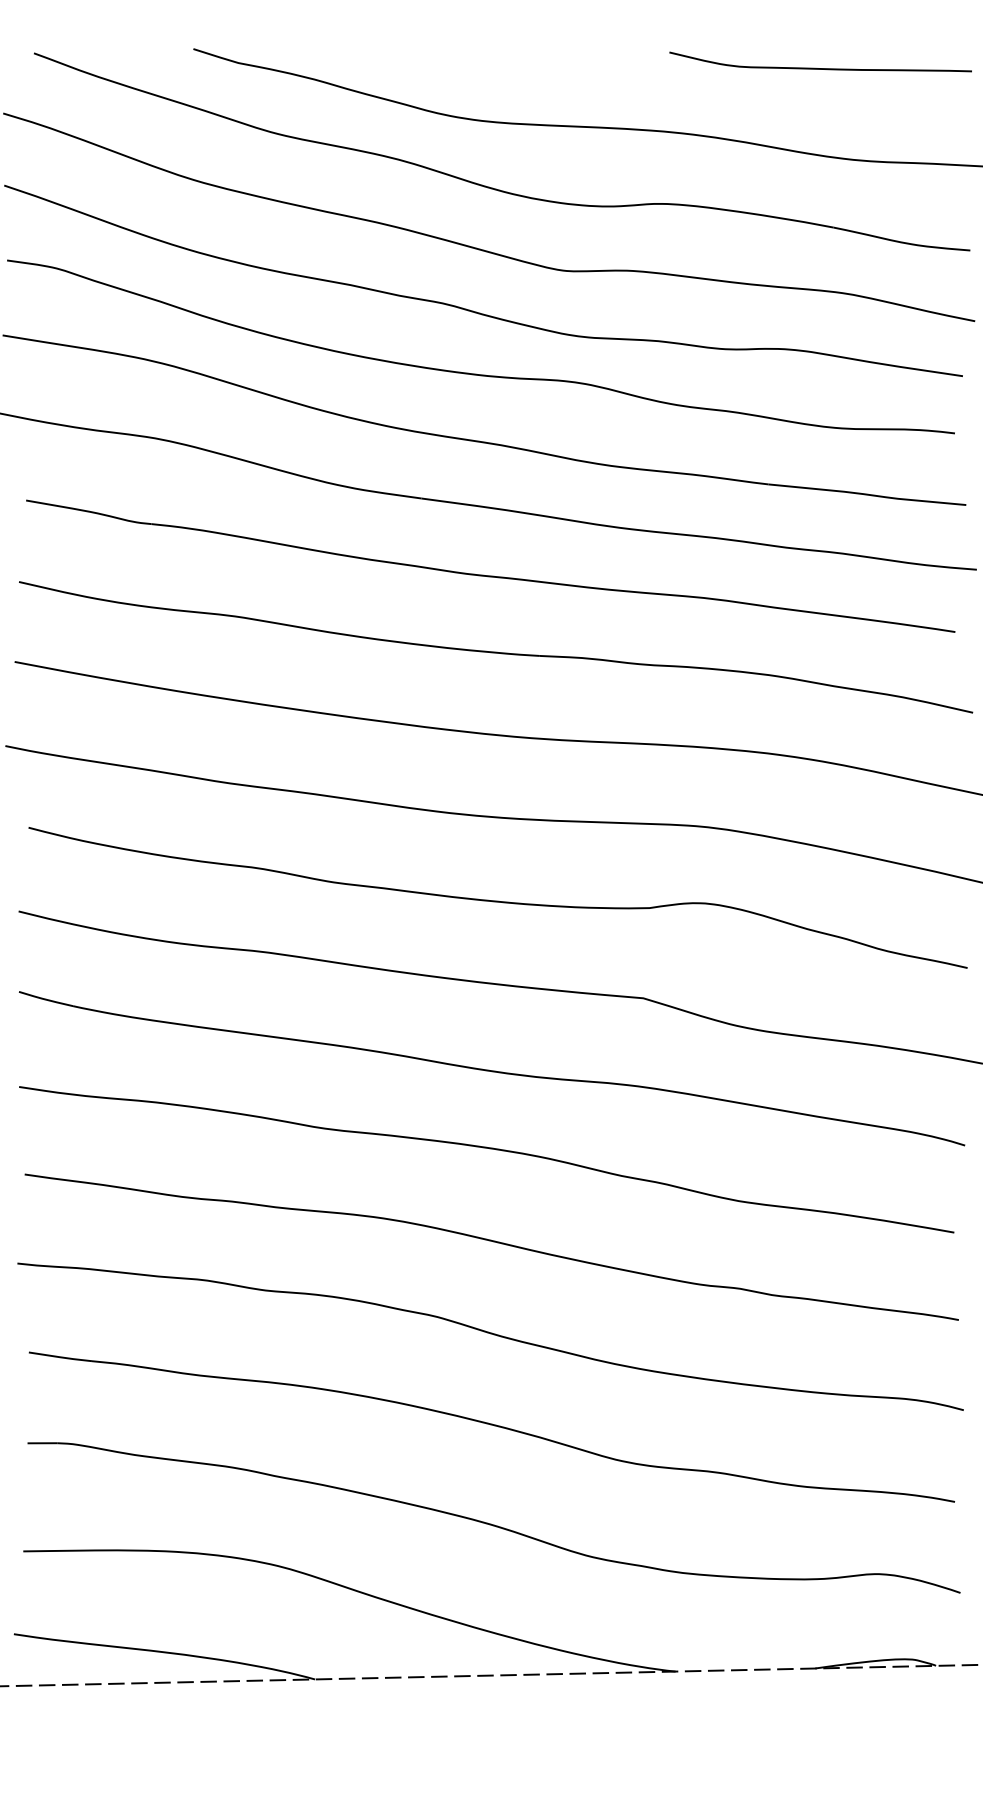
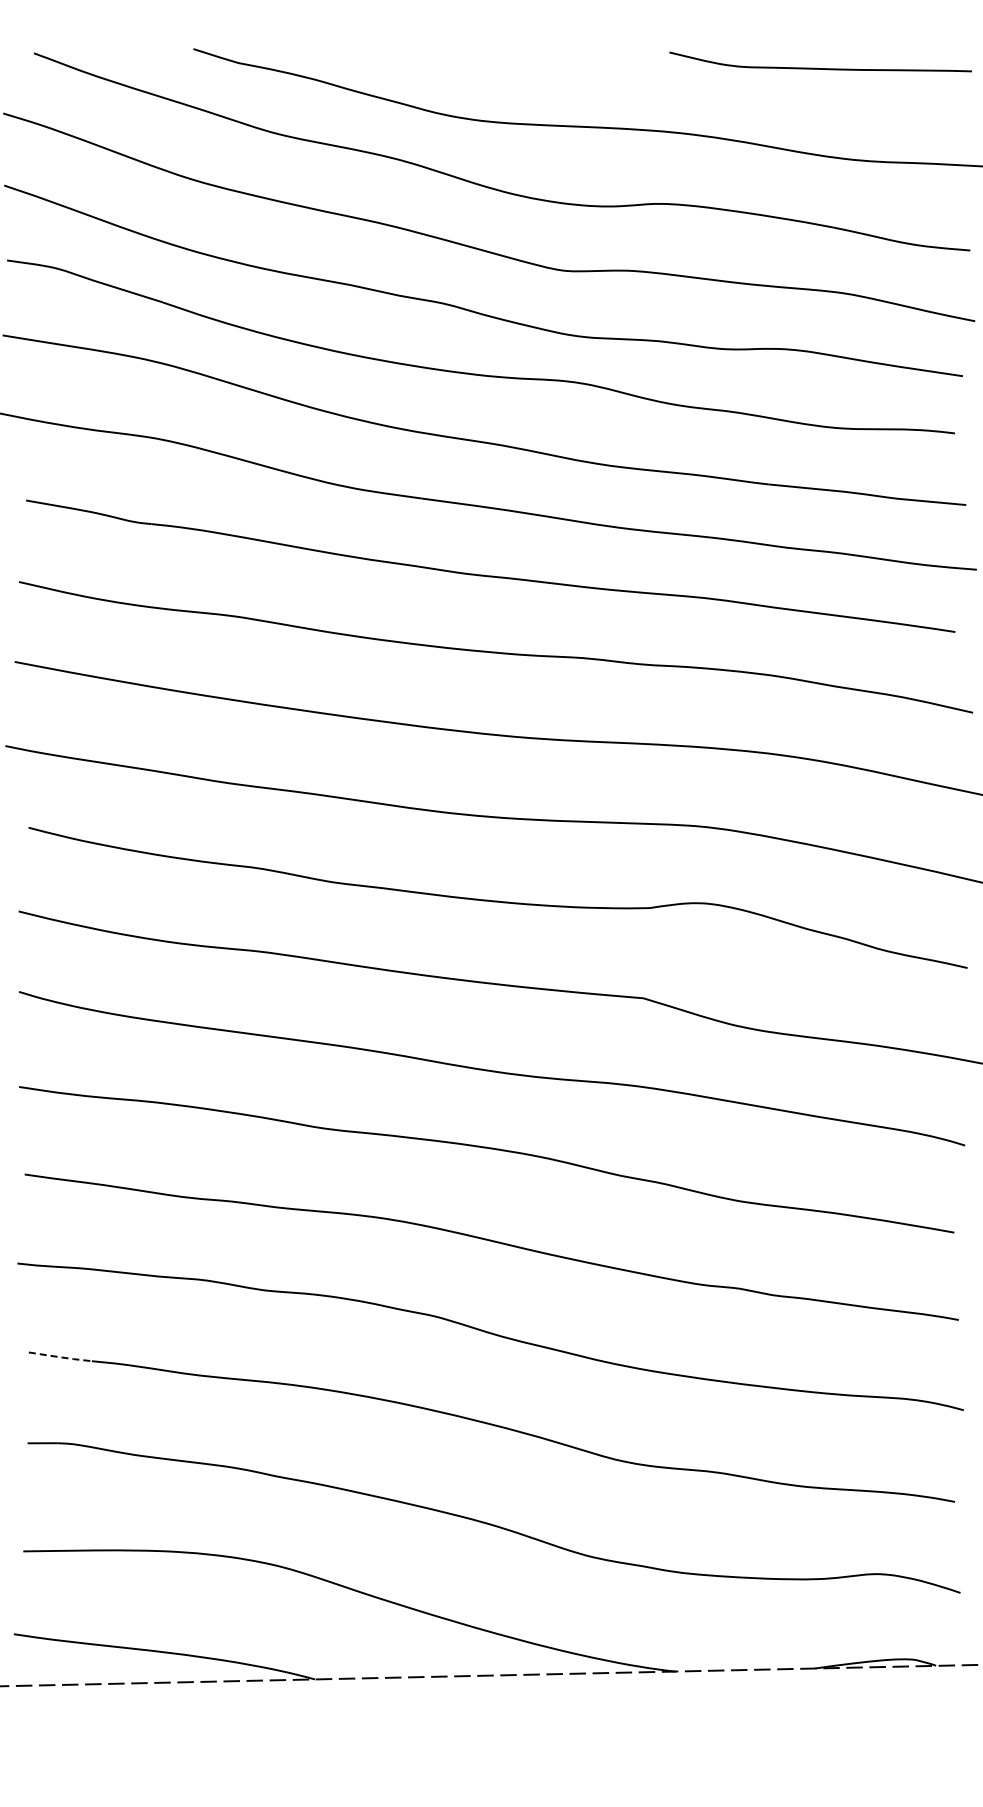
line: solid -> dashed (60, 1357)
